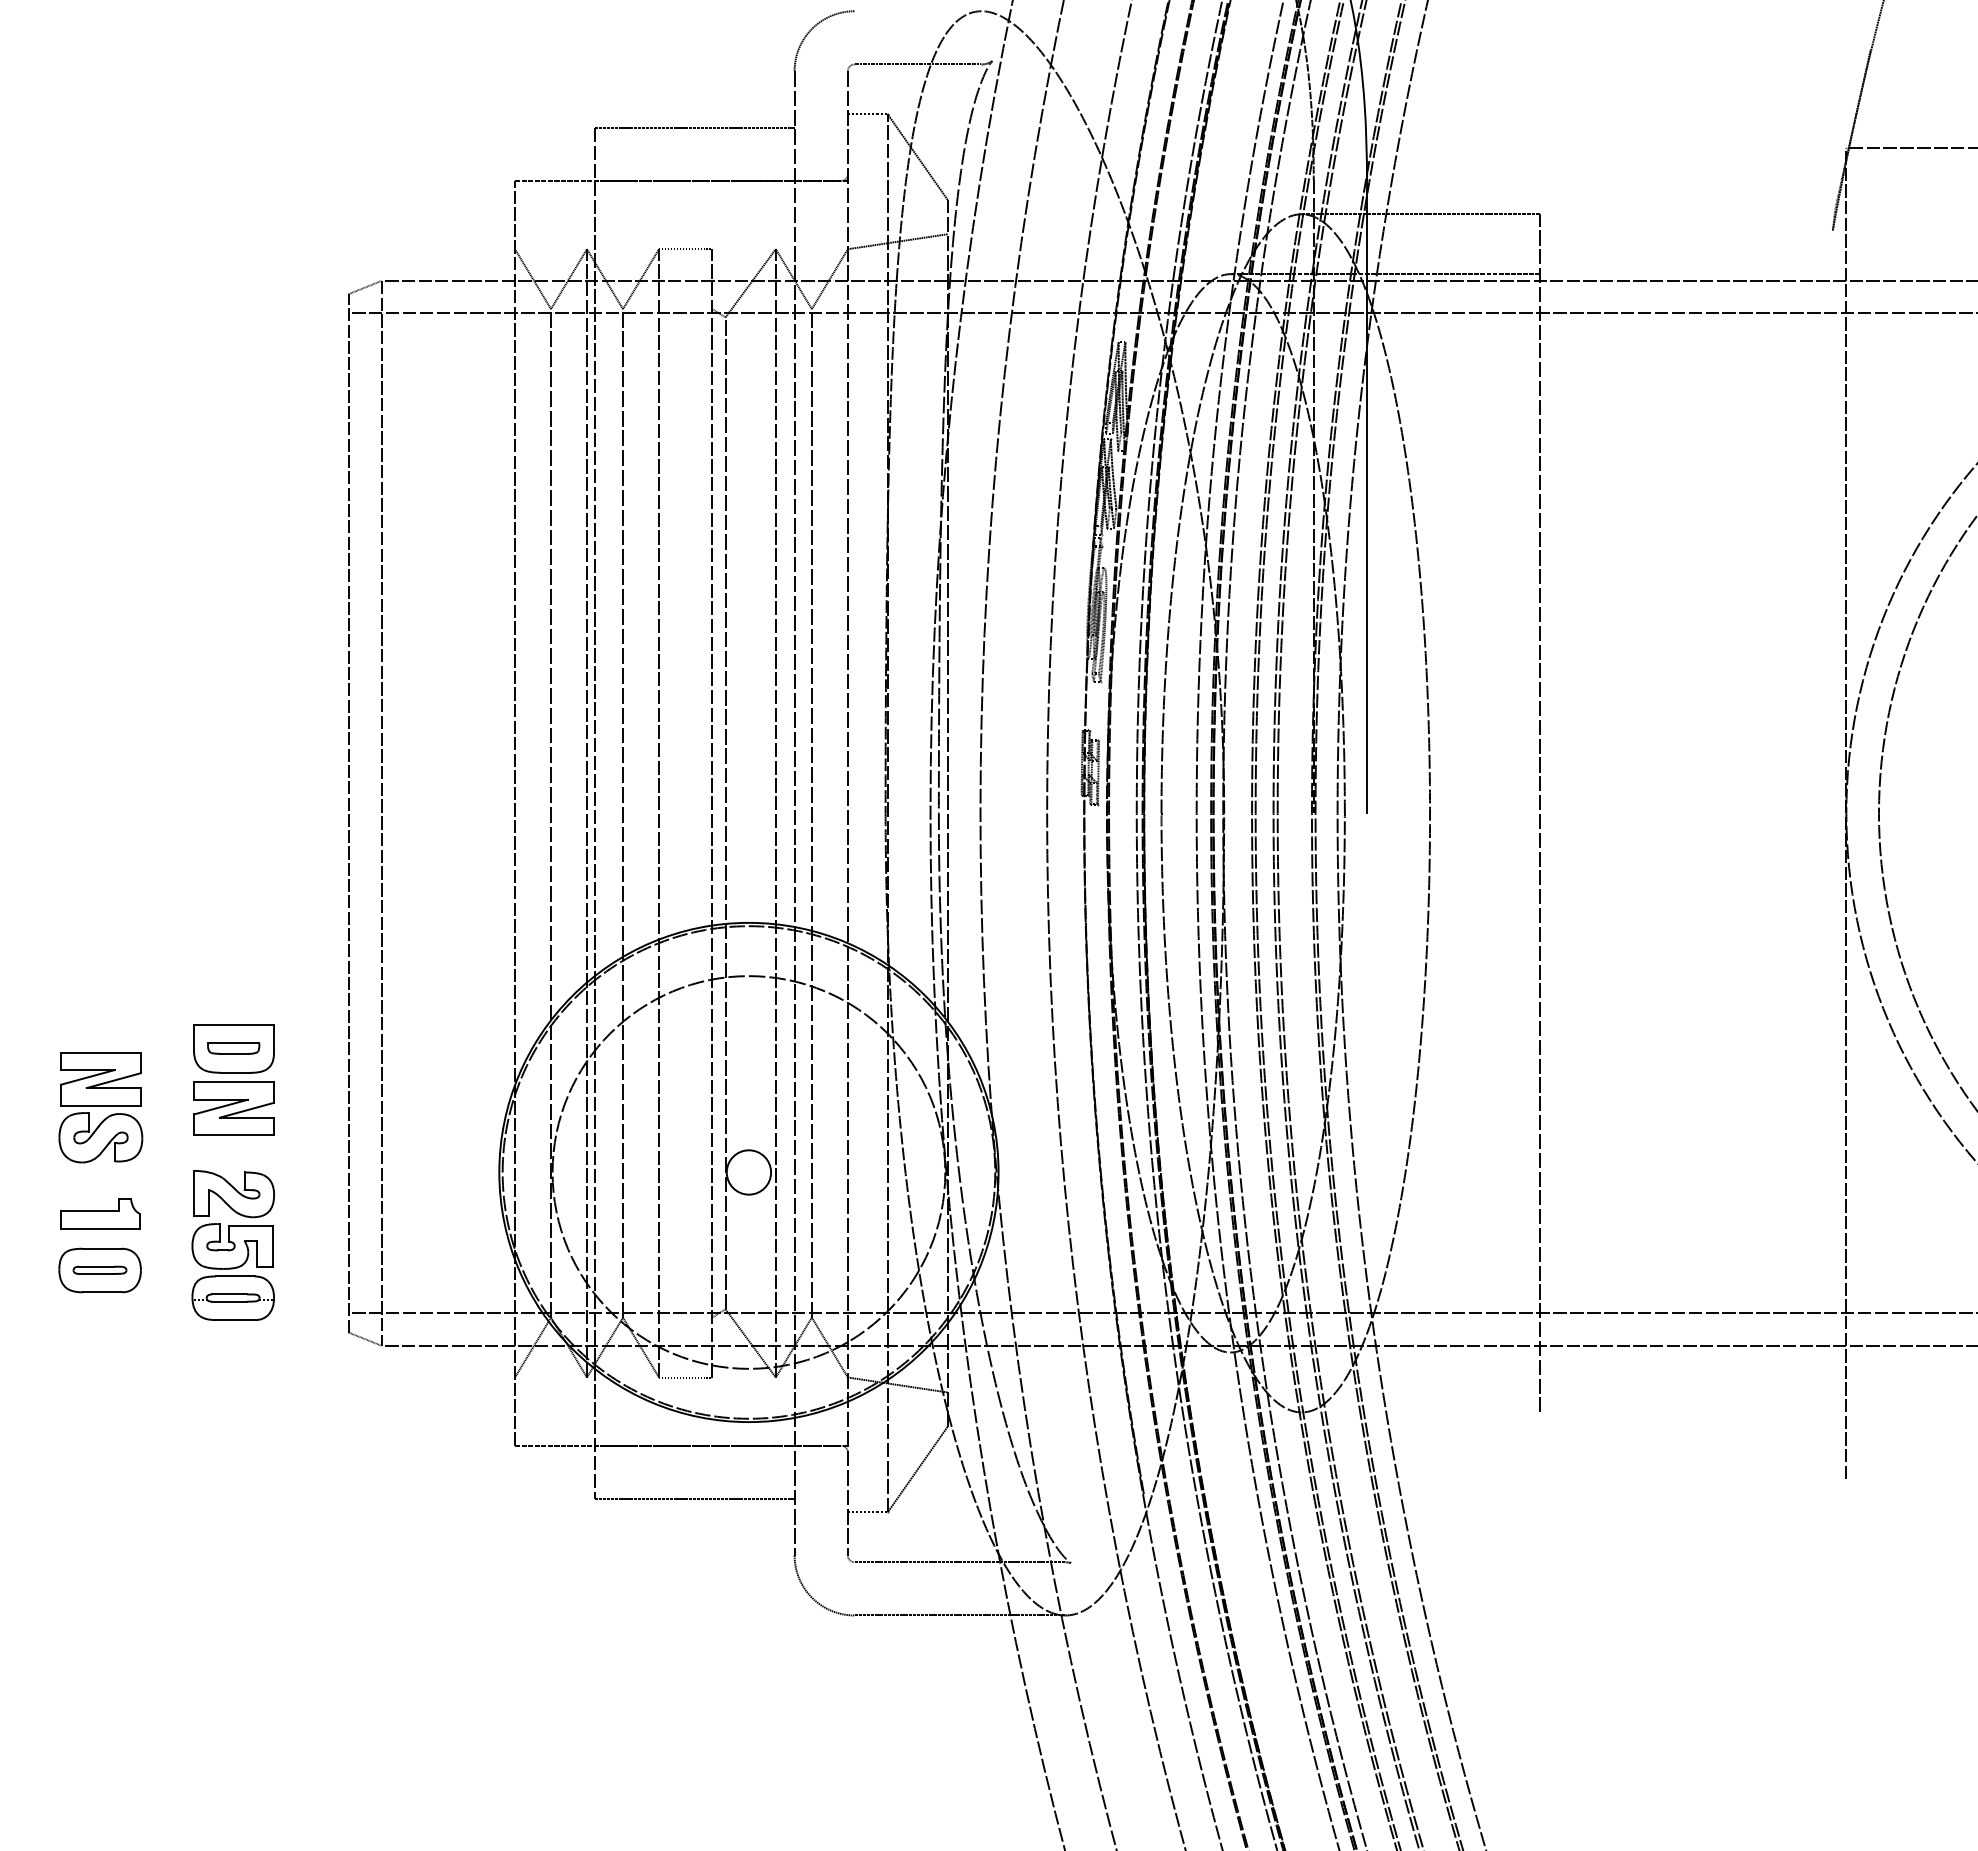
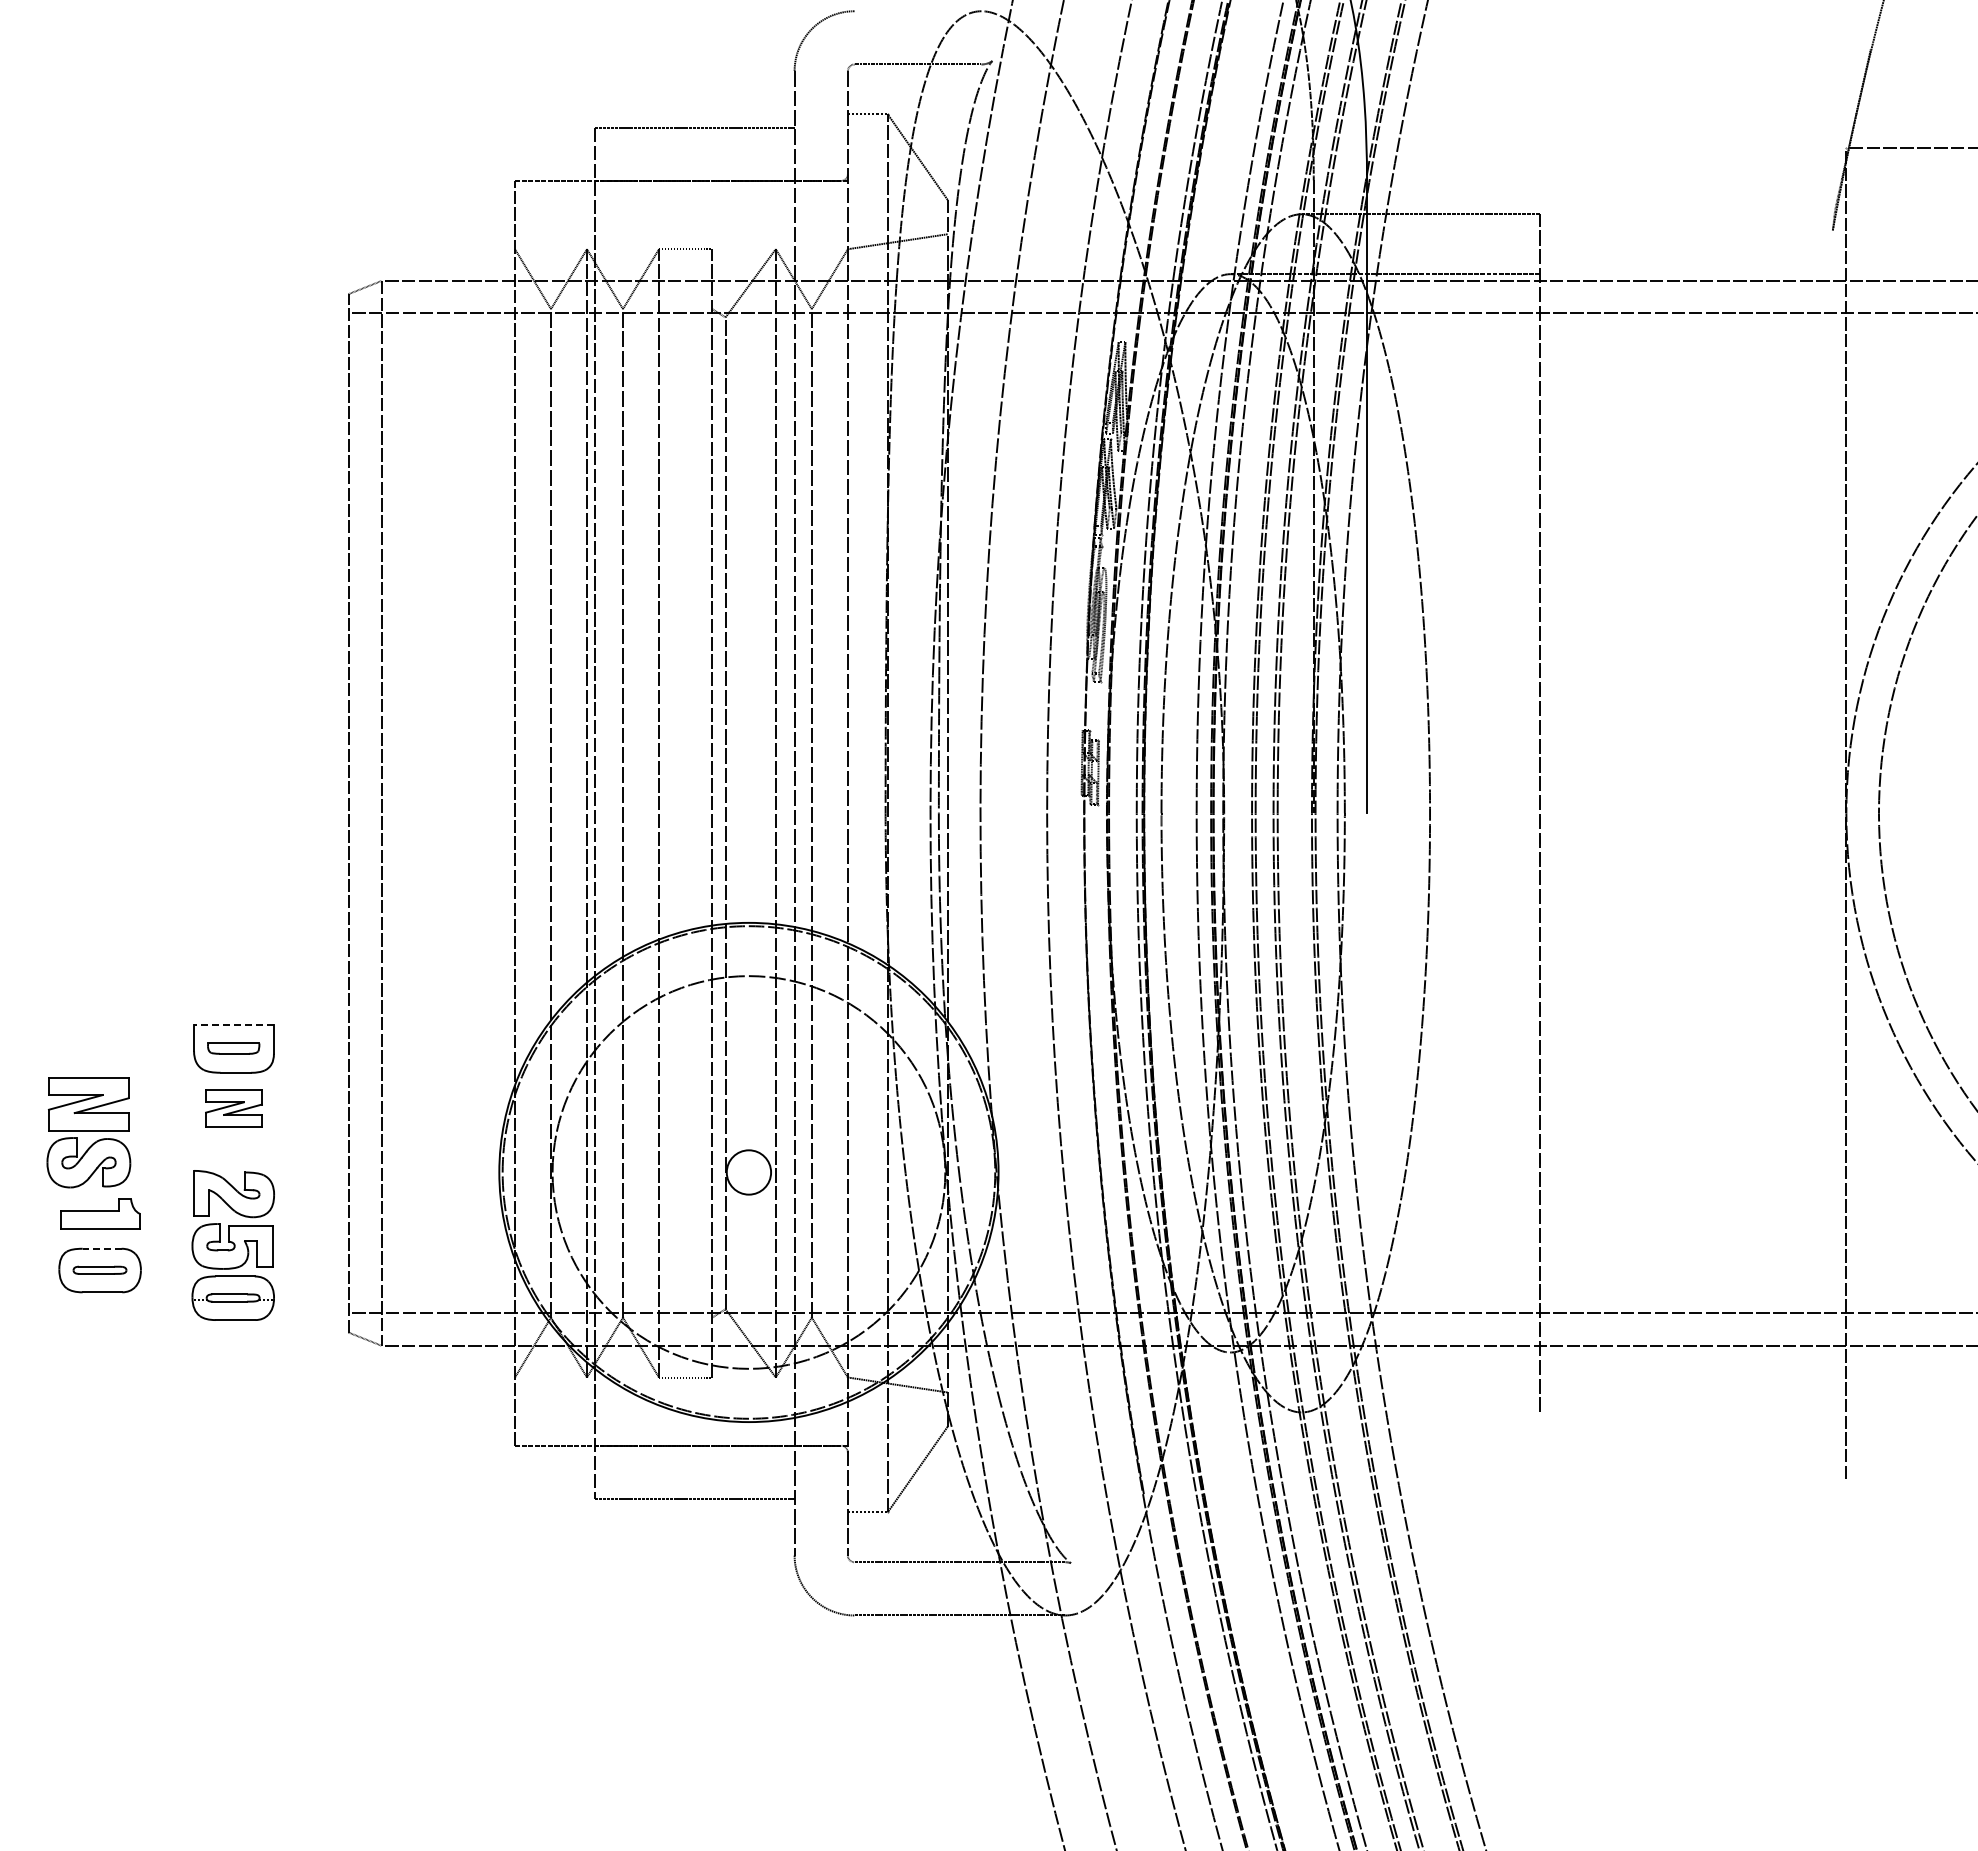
line: solid -> dashed (234, 1024)
part position: (100, 1107) -> (88, 1132) (88, 1132)
part size: 82x55 px -> 58x39 px (233, 1108)
line: solid -> dashed (101, 1248)
